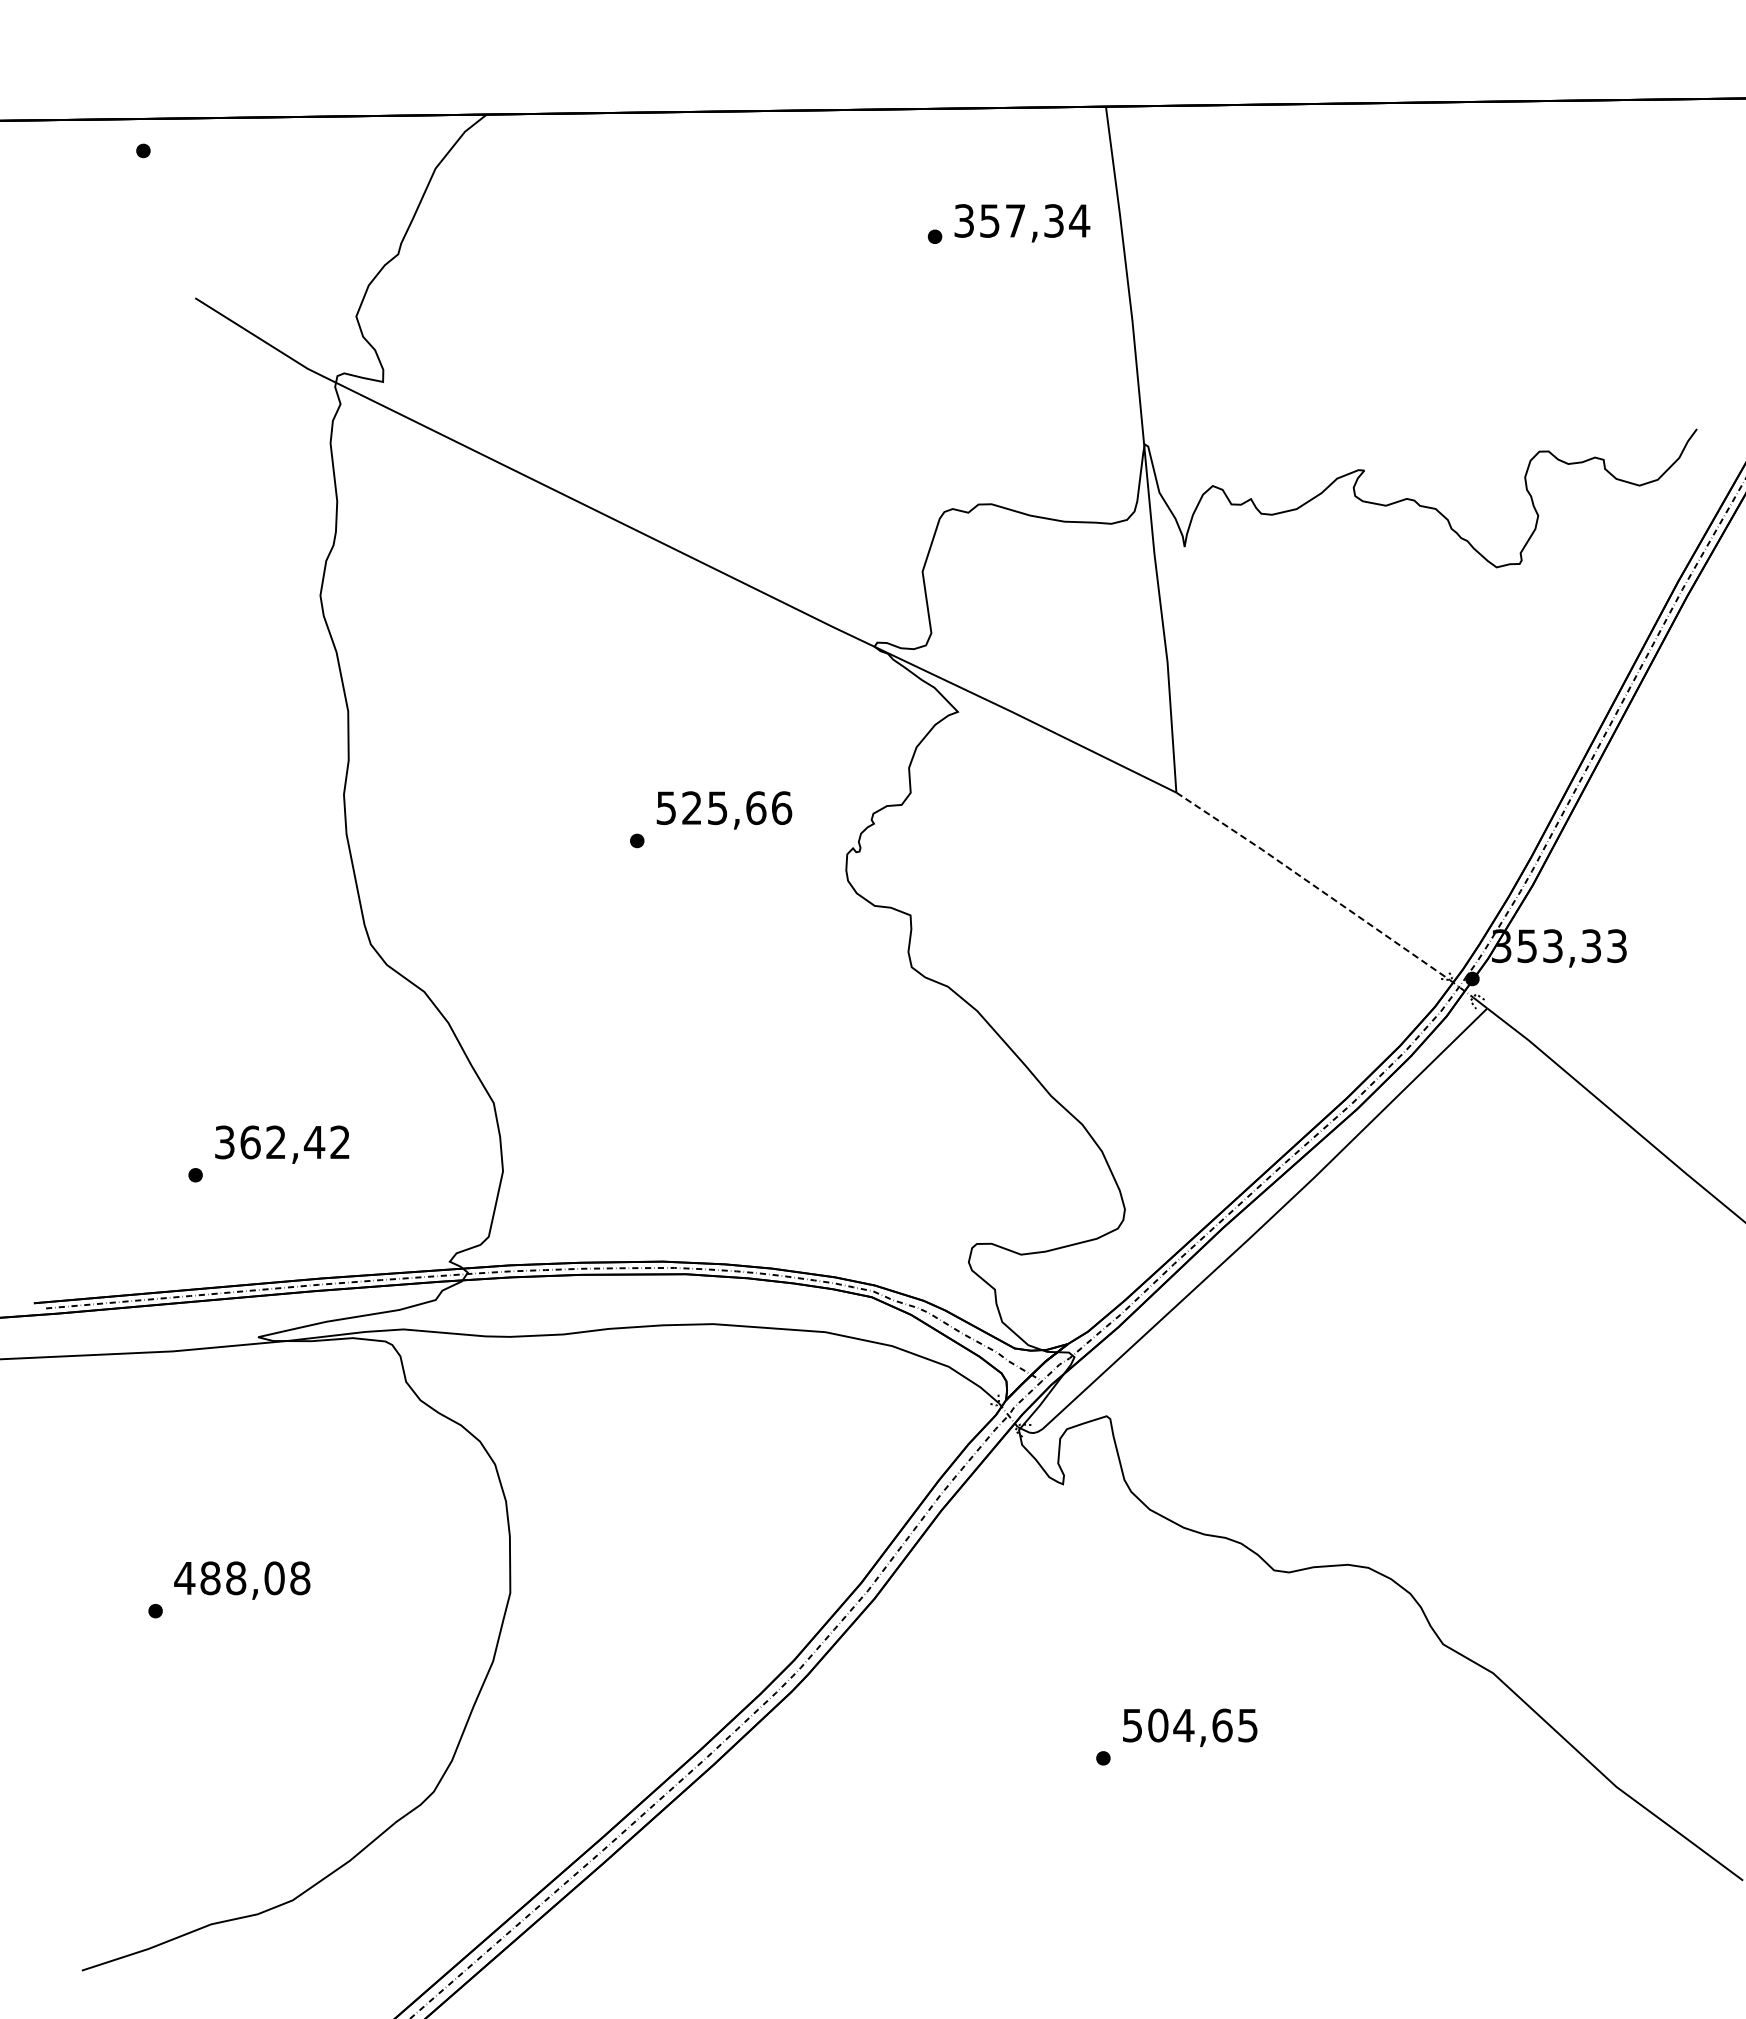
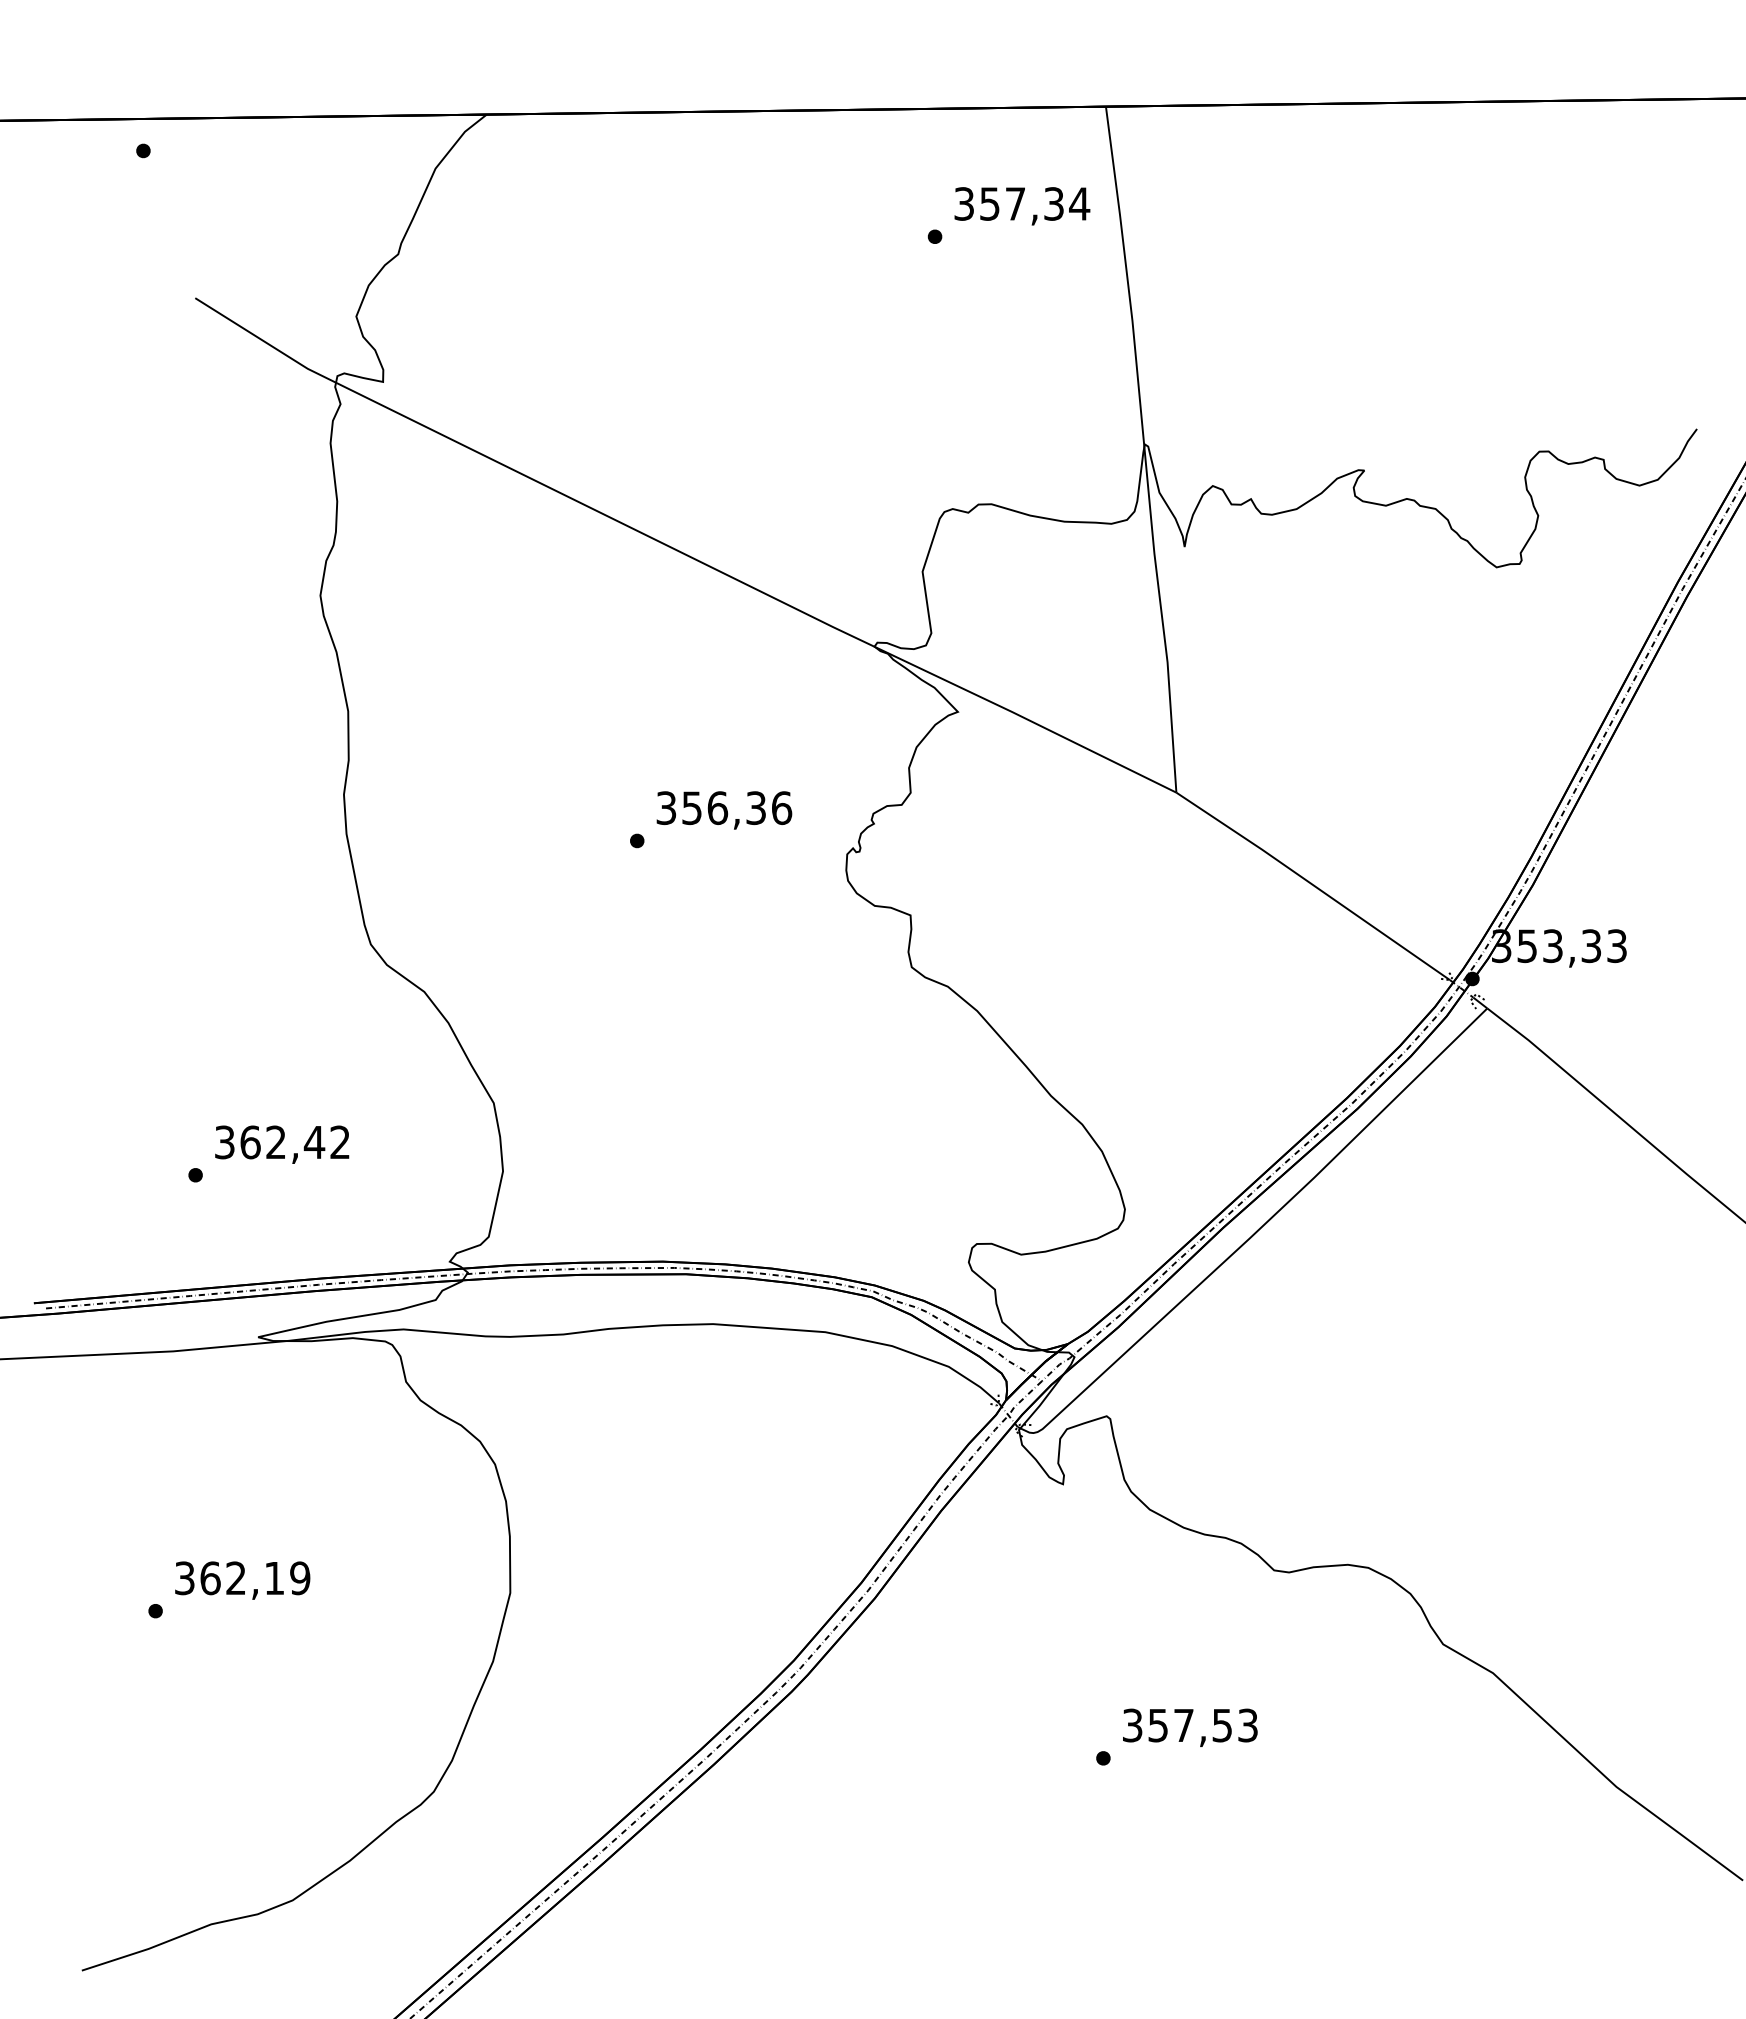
text position: (1022, 223) -> (1022, 206) (1022, 206)
text: 525,66 -> 356,36 (711, 808)
line: dashed -> solid (1313, 885)
text: 488,08 -> 362,19 (242, 1578)
text: 504,65 -> 357,53 (1190, 1725)
